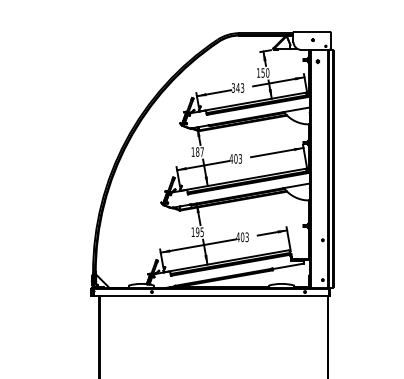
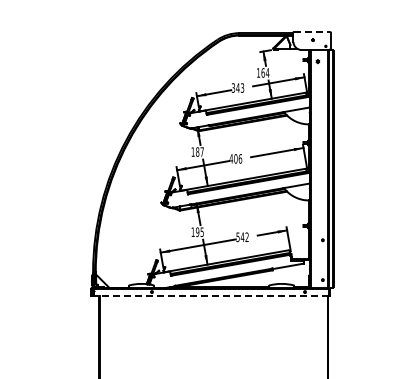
line: solid -> dashed (312, 31)
text: 150 -> 164 (265, 72)
text: 403 -> 406 (240, 158)
text: 403 -> 542 (242, 237)
line: solid -> dashed (211, 296)
